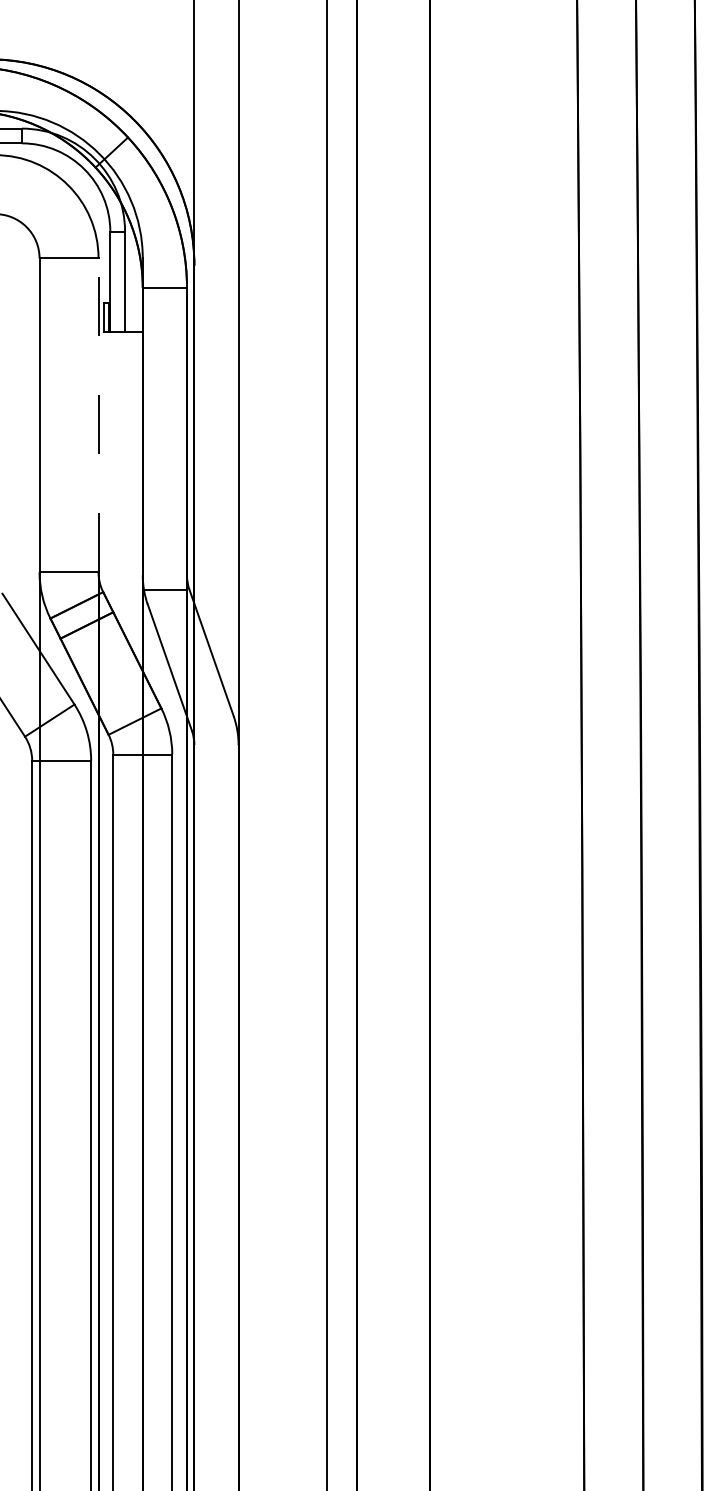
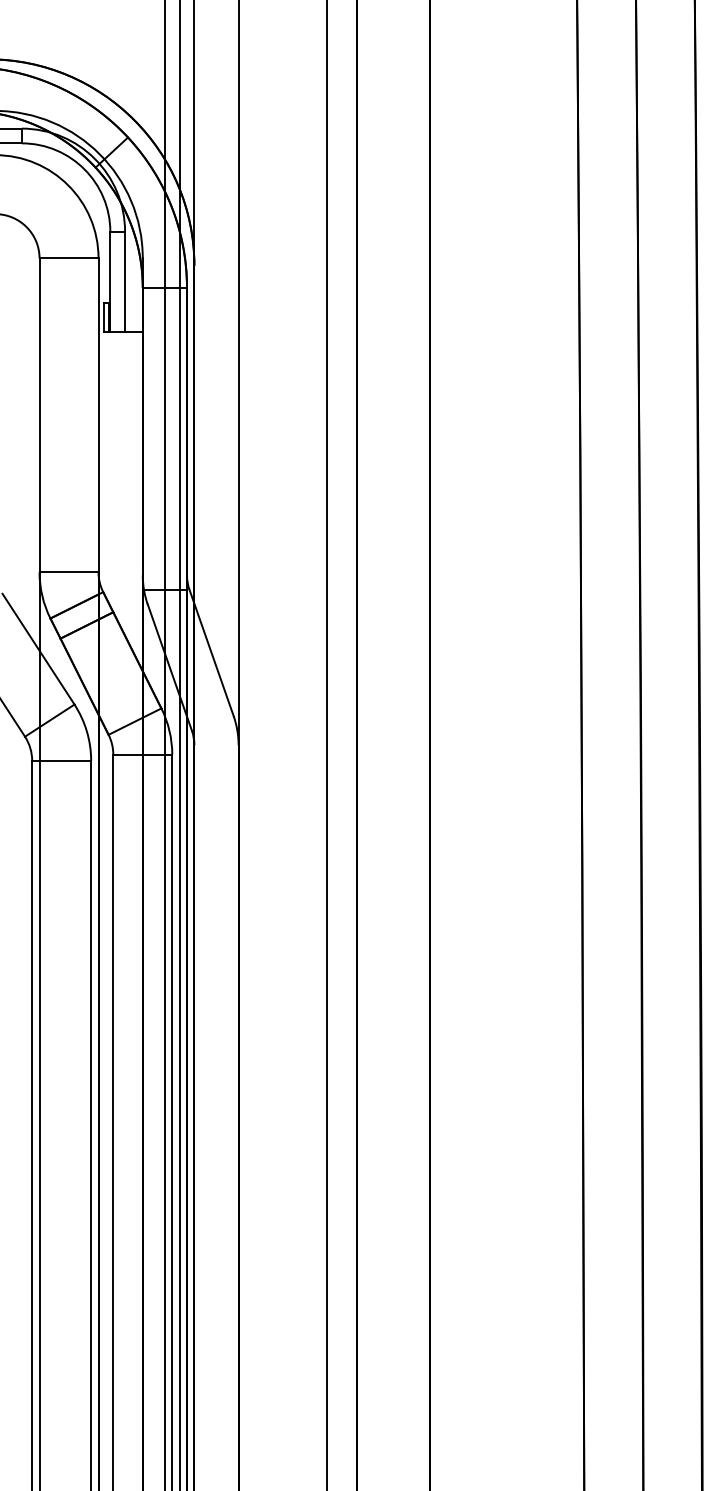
line: dashed -> solid (98, 415)
line: none -> present (164, 744)
line: none -> present (179, 744)
